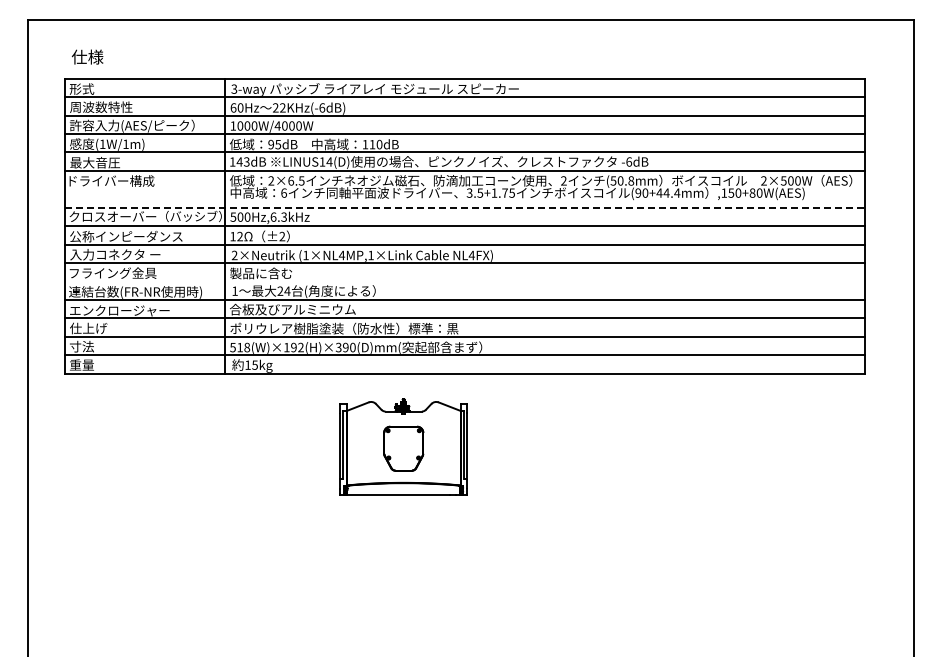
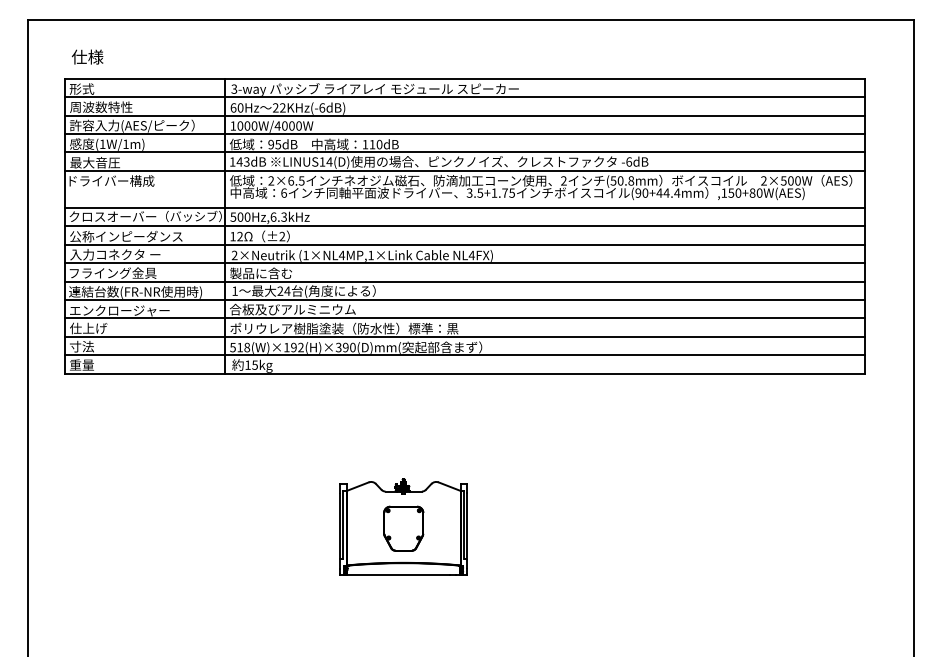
line: dashed -> solid (464, 207)
line: none -> present (464, 281)
part position: (403, 446) -> (403, 526) (403, 526)
